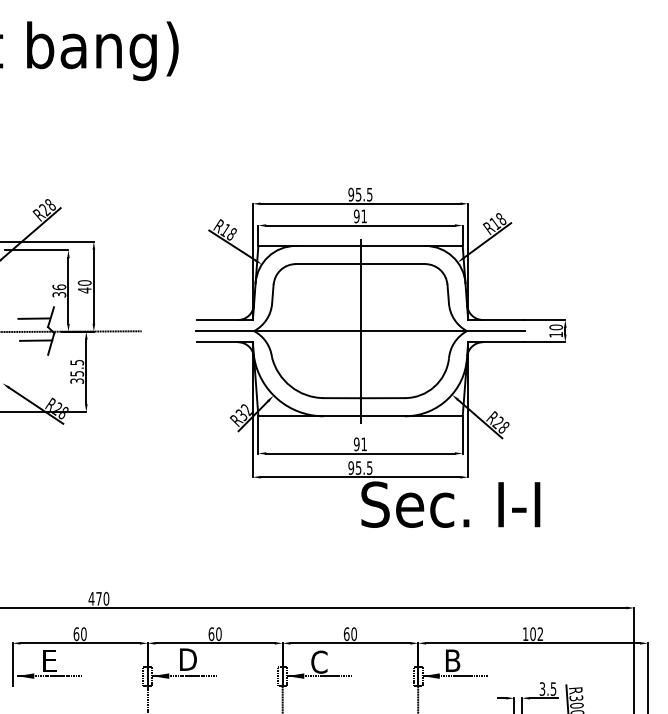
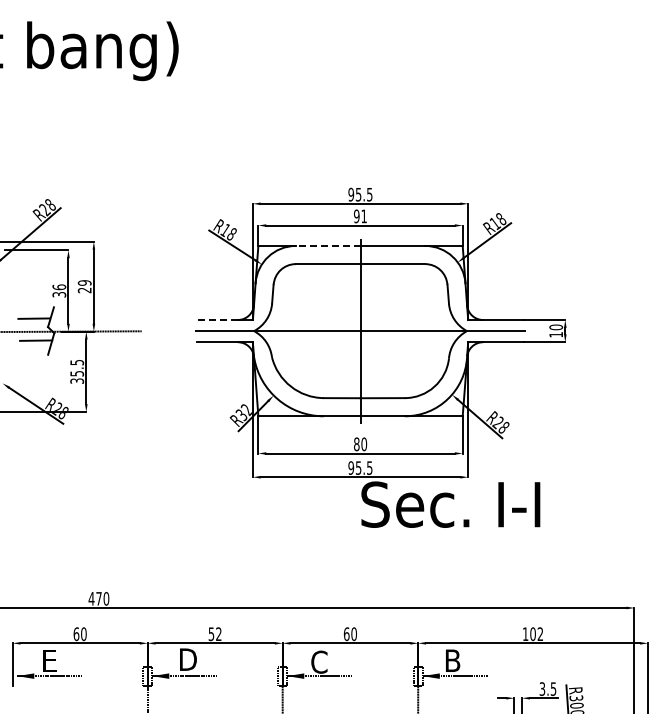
line: solid -> dashed (327, 245)
text: 40 -> 29 (84, 286)
line: solid -> dashed (217, 320)
text: 91 -> 80 (360, 444)
text: 60 -> 52 (214, 634)
